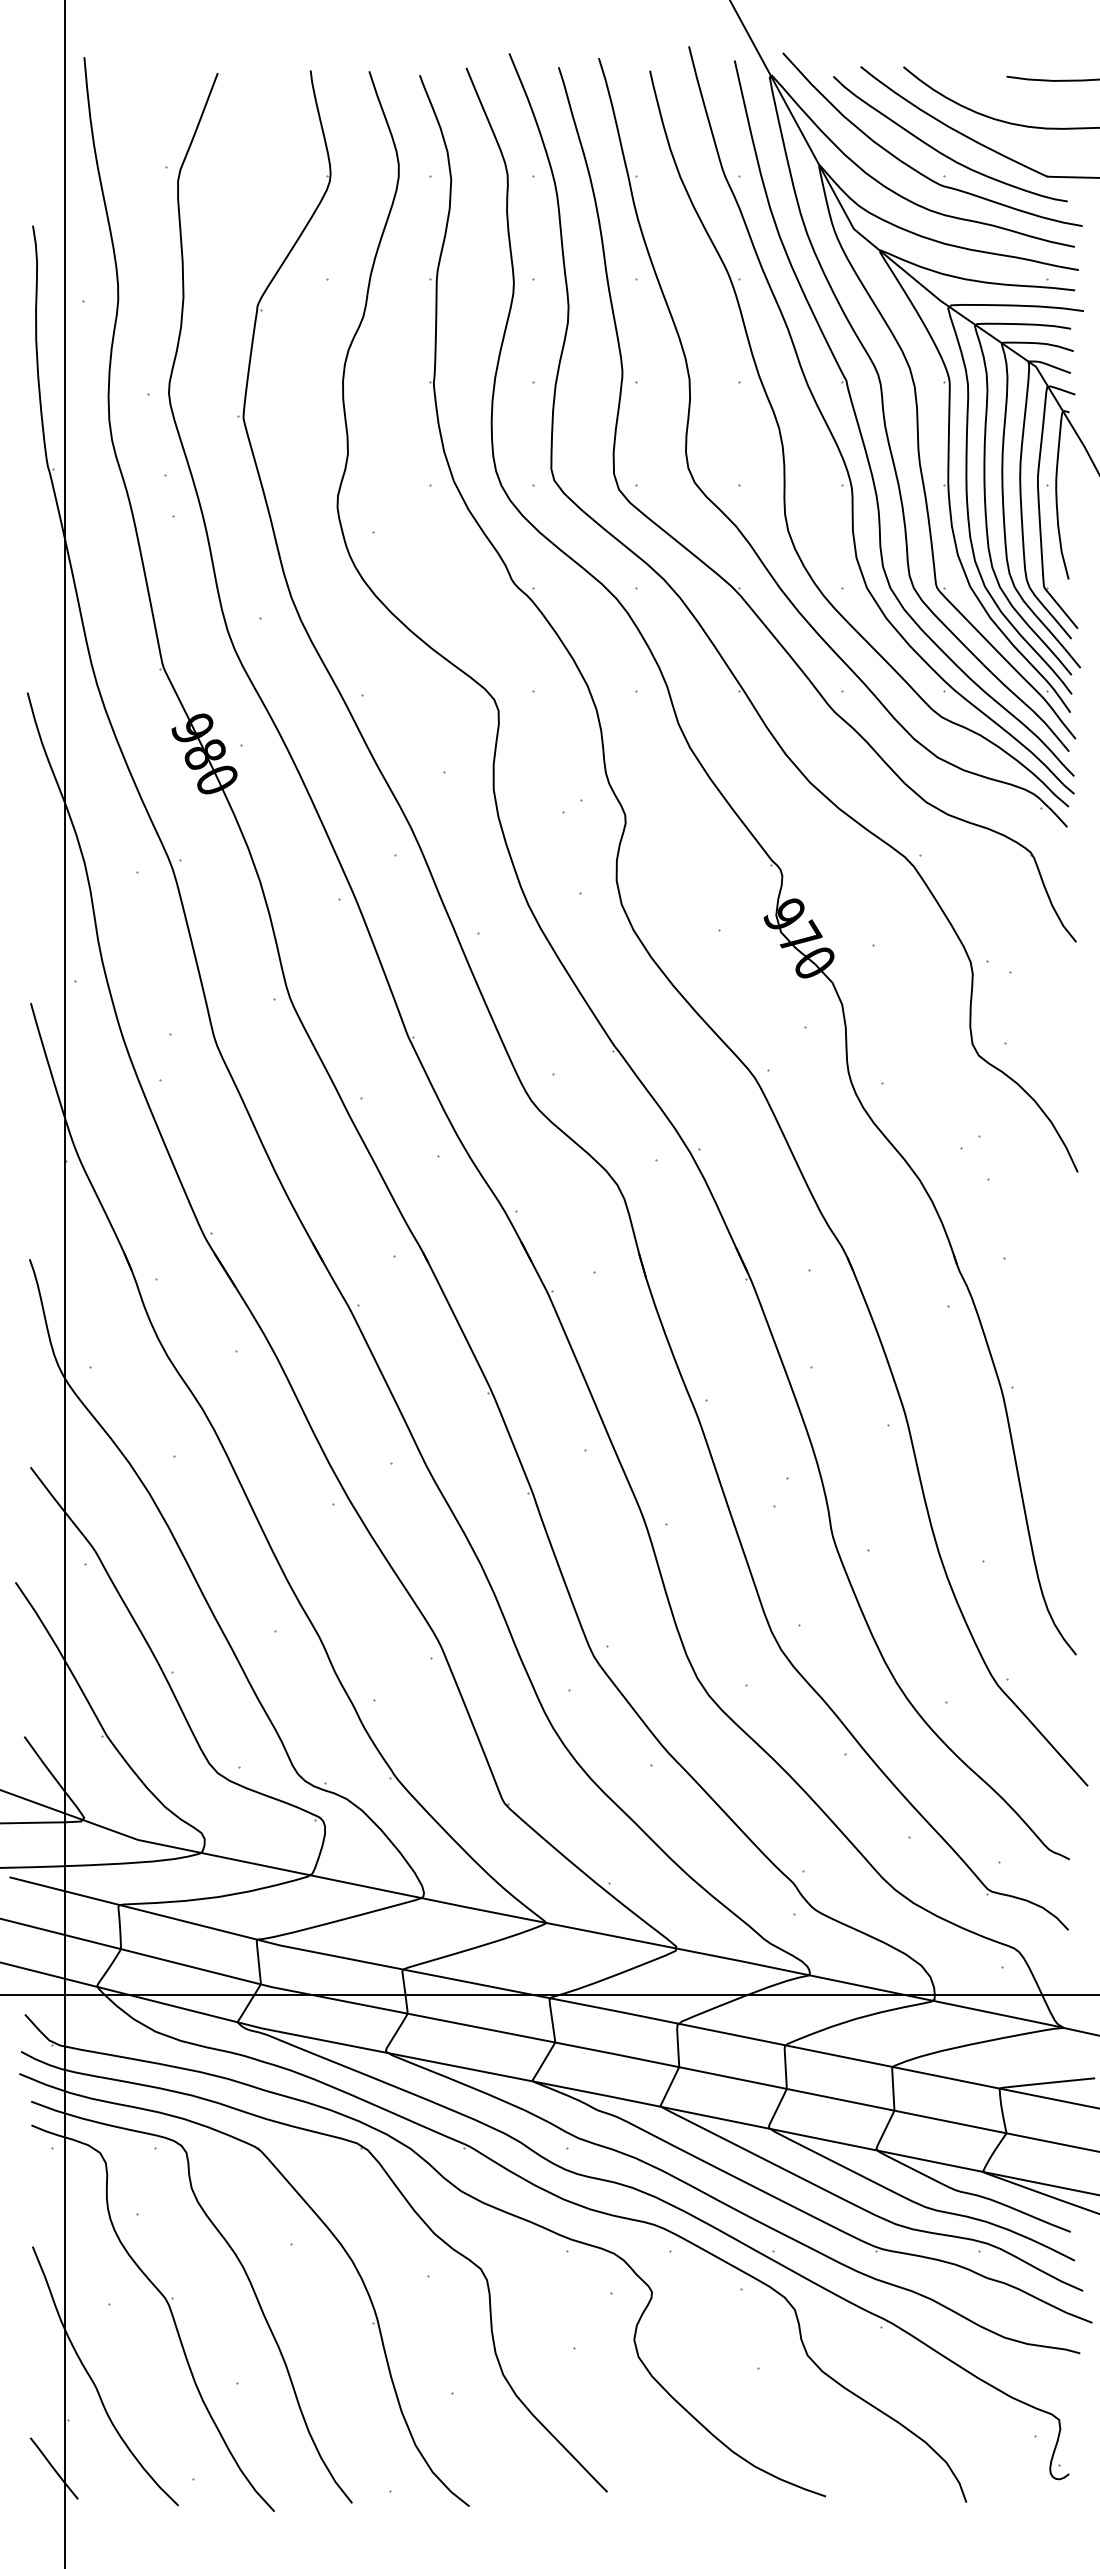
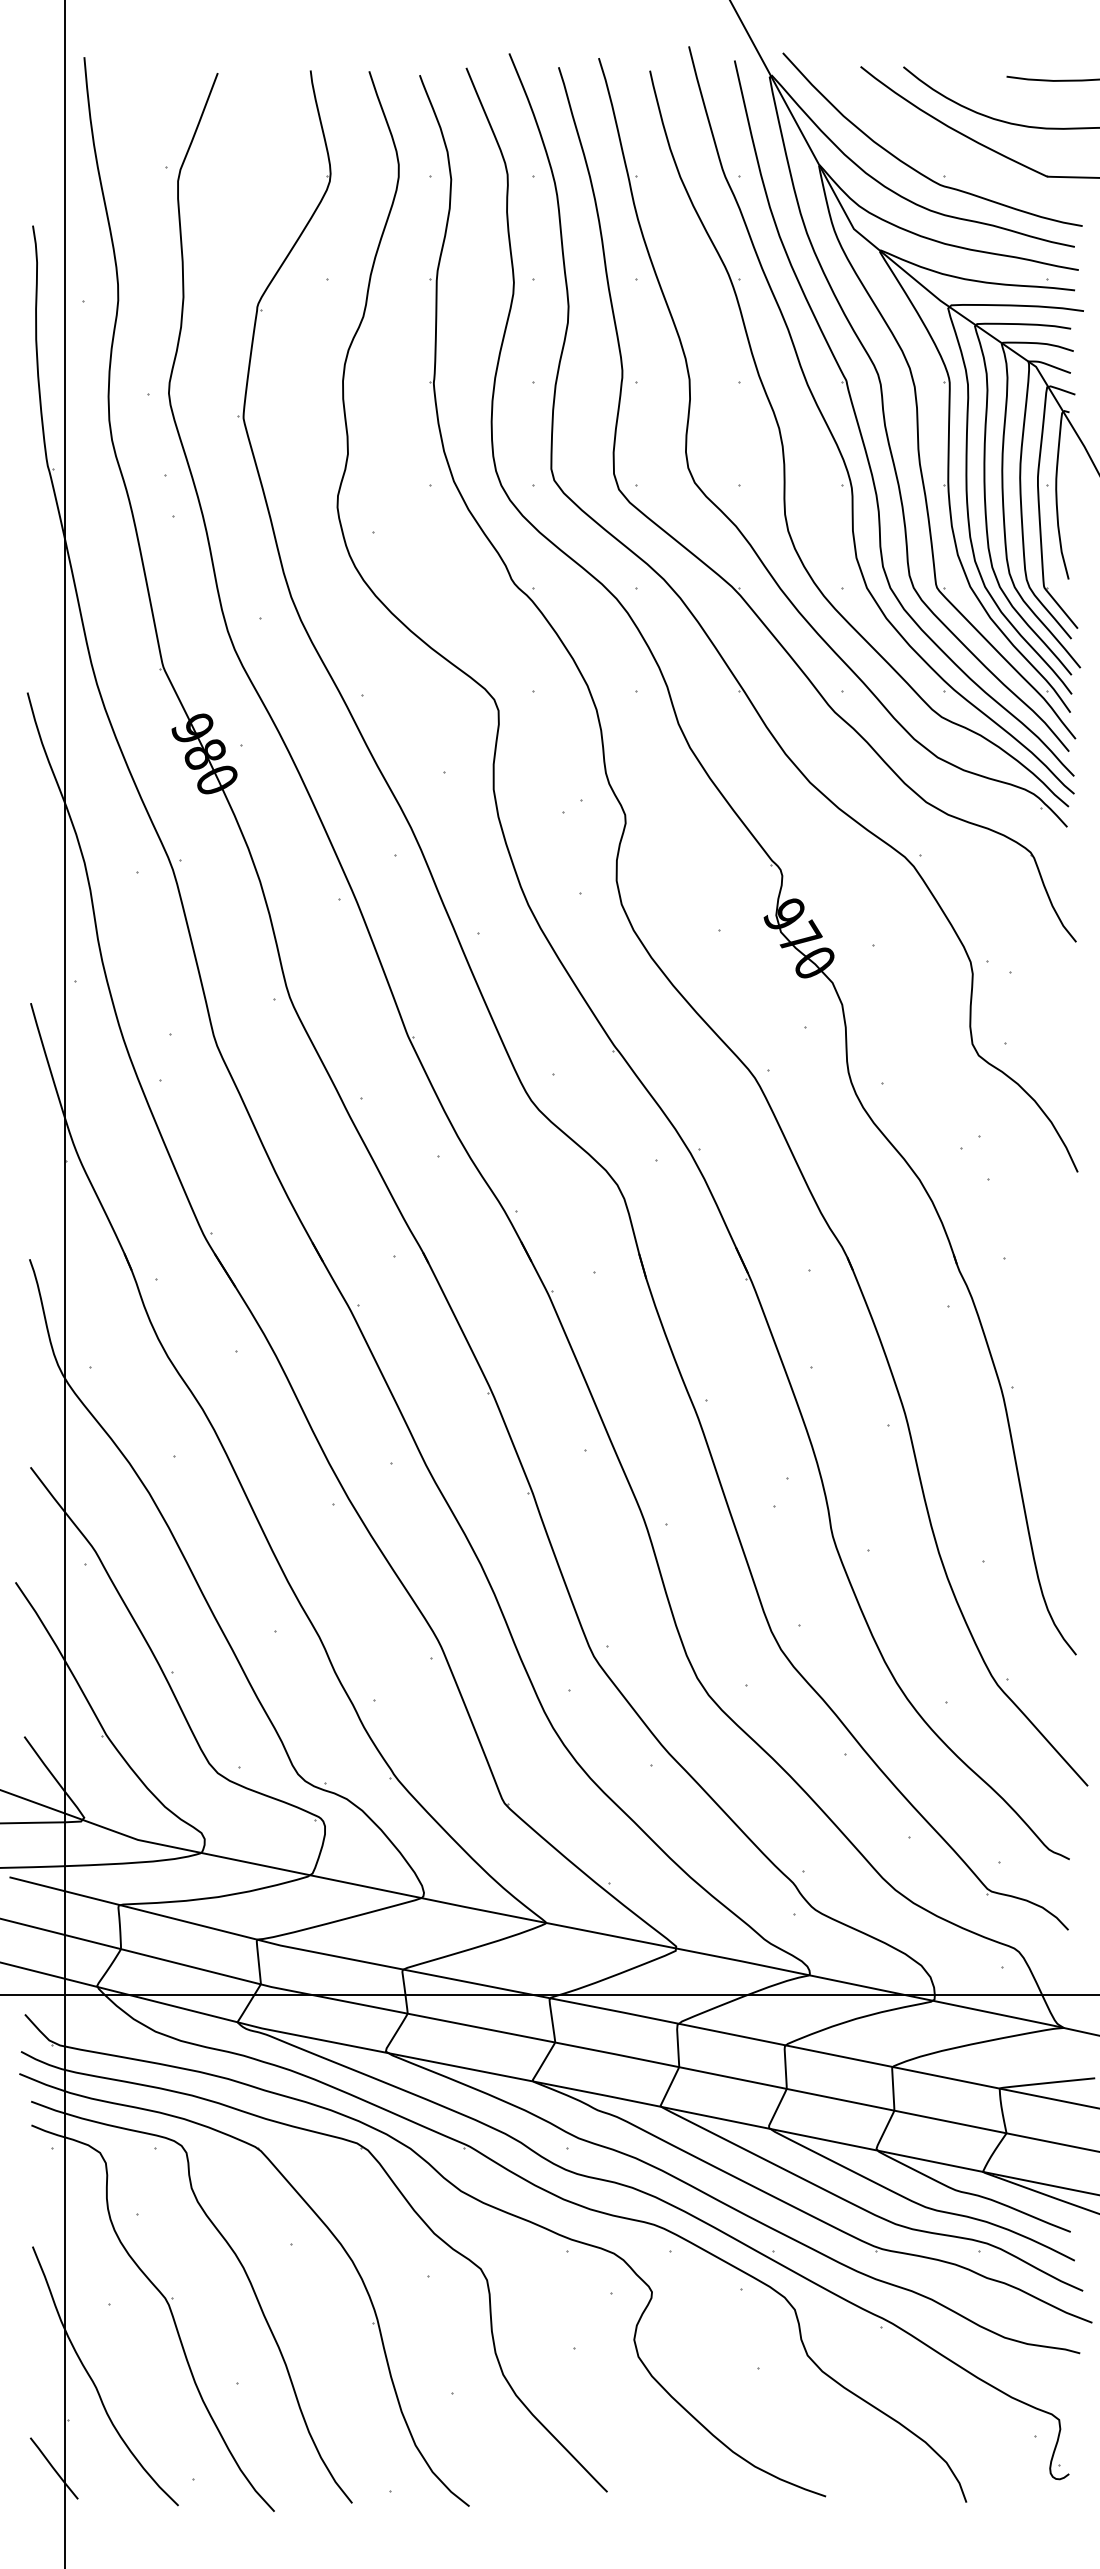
curve: present -> none (940, 151)
